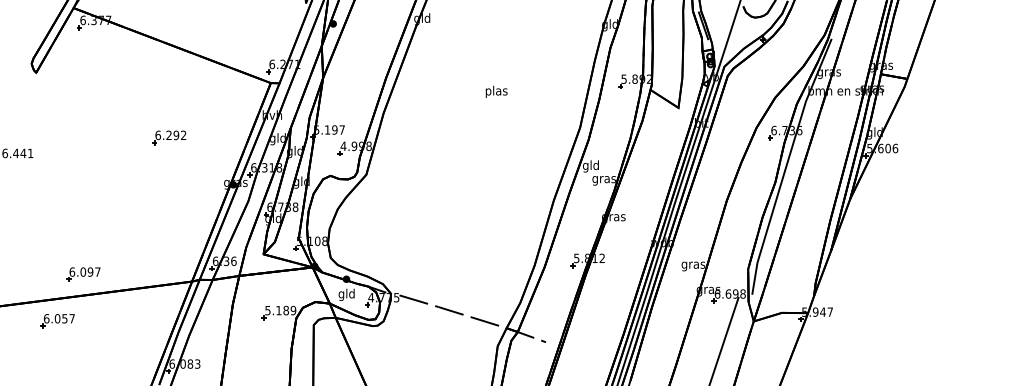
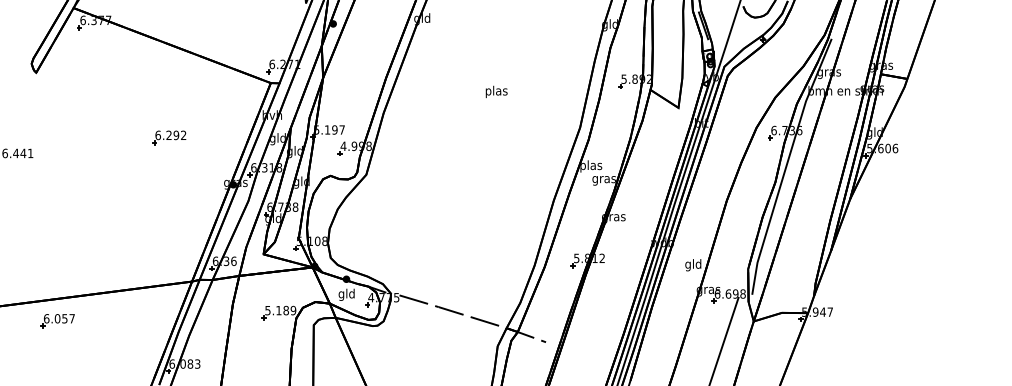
text: gld -> plas (591, 166)
text: gras -> gld (693, 265)
part: present -> none (83, 274)
